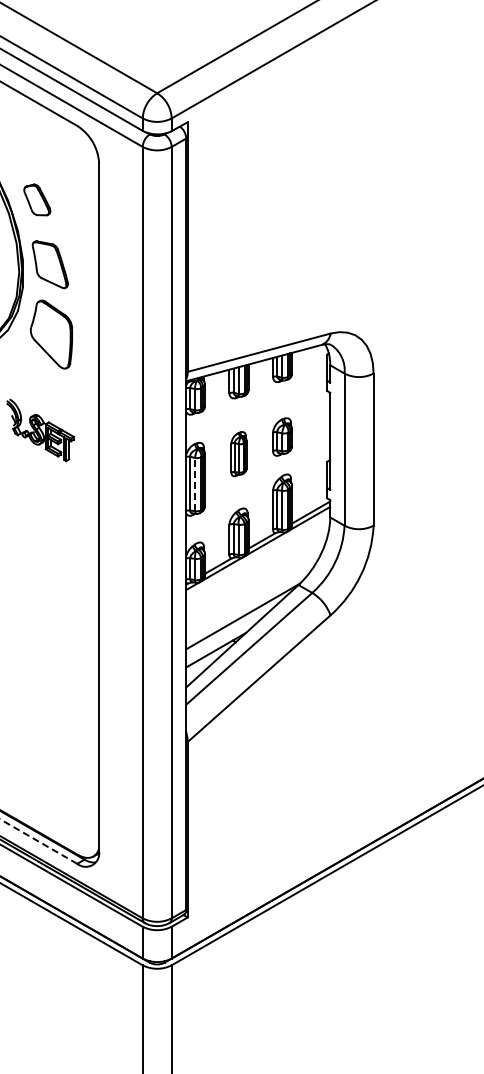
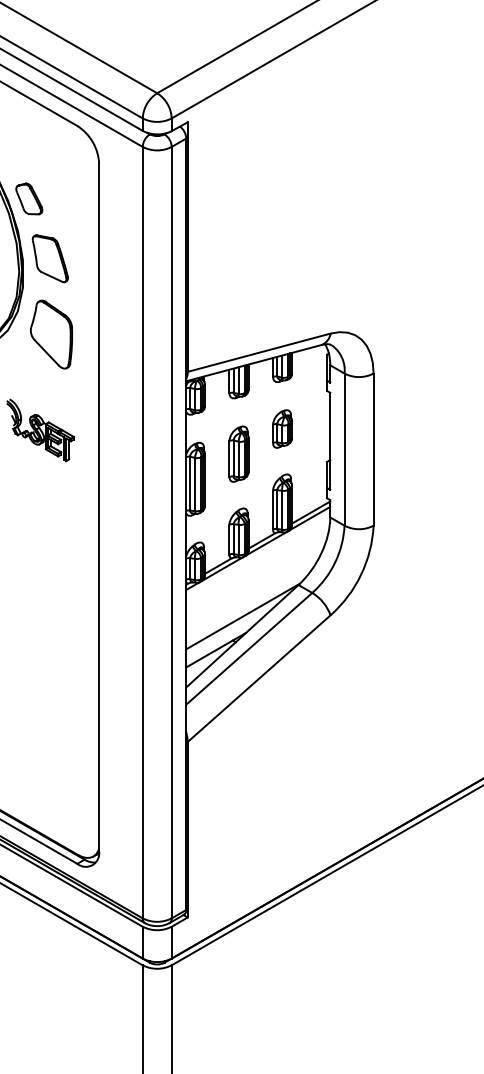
part position: (37, 199) -> (29, 198) (29, 198)
part position: (49, 264) -> (49, 258) (49, 258)
part position: (282, 436) -> (282, 428) (282, 428)
part size: 18x47 px -> 22x58 px (238, 453)
line: dashed -> solid (195, 484)
line: dashed -> solid (38, 841)
